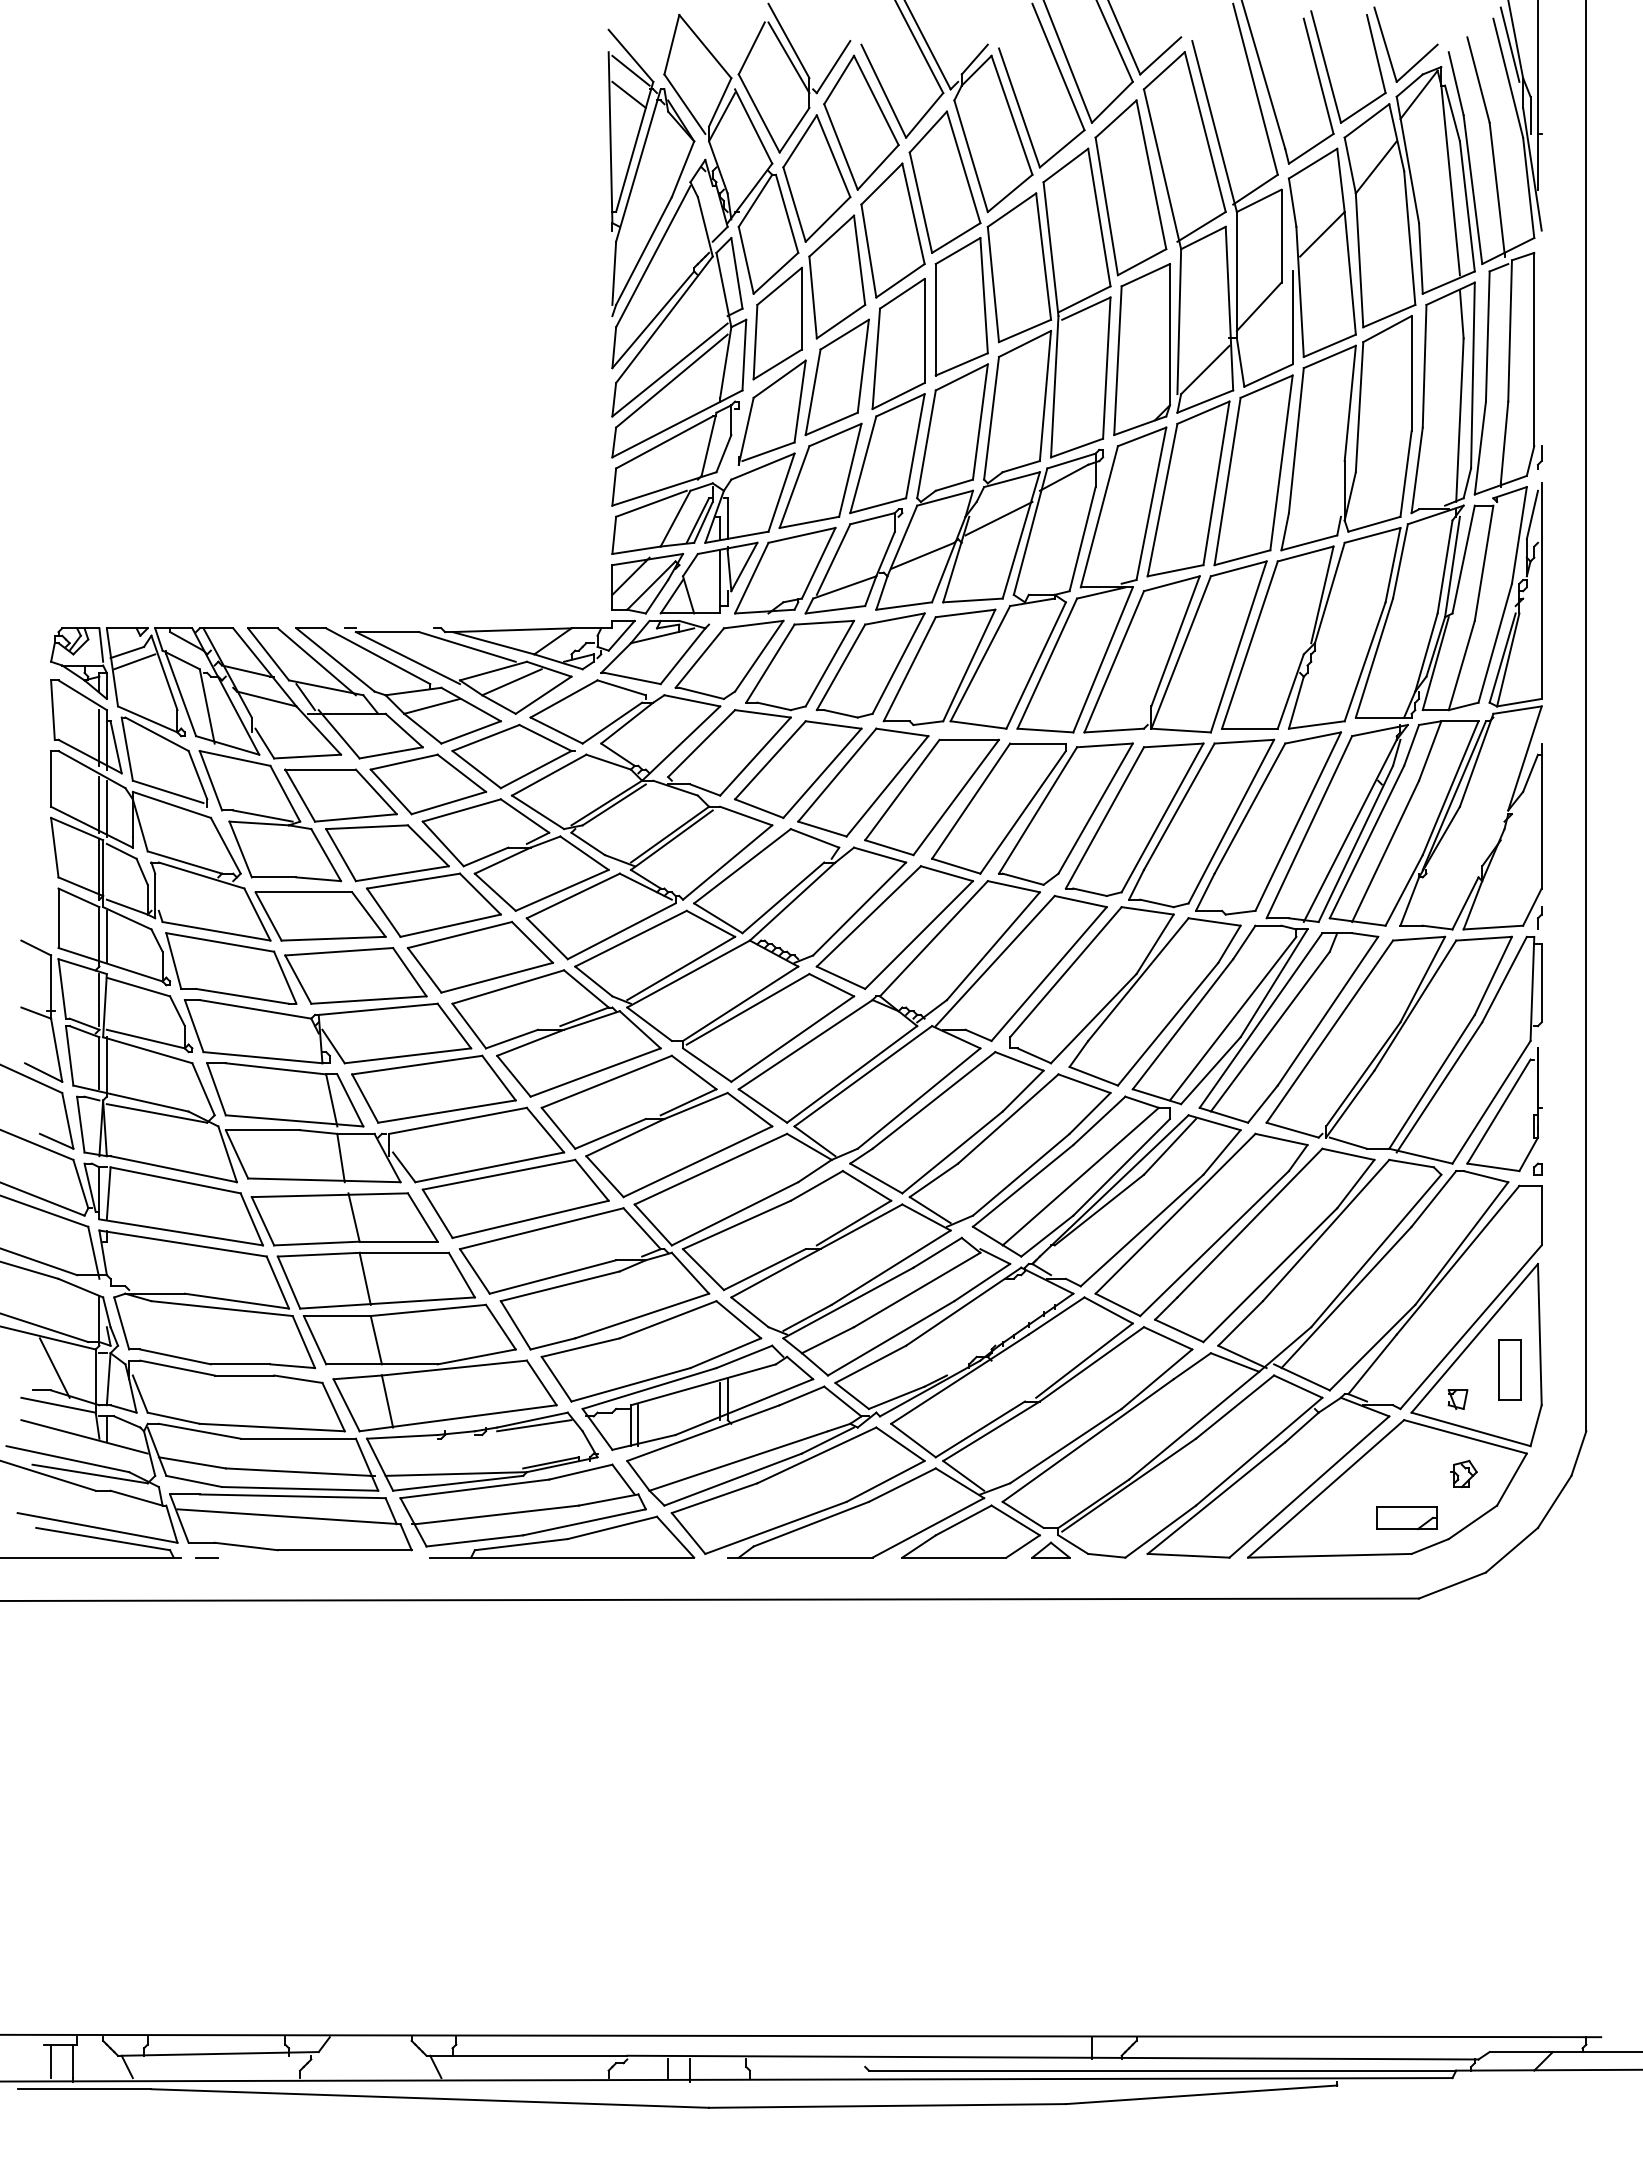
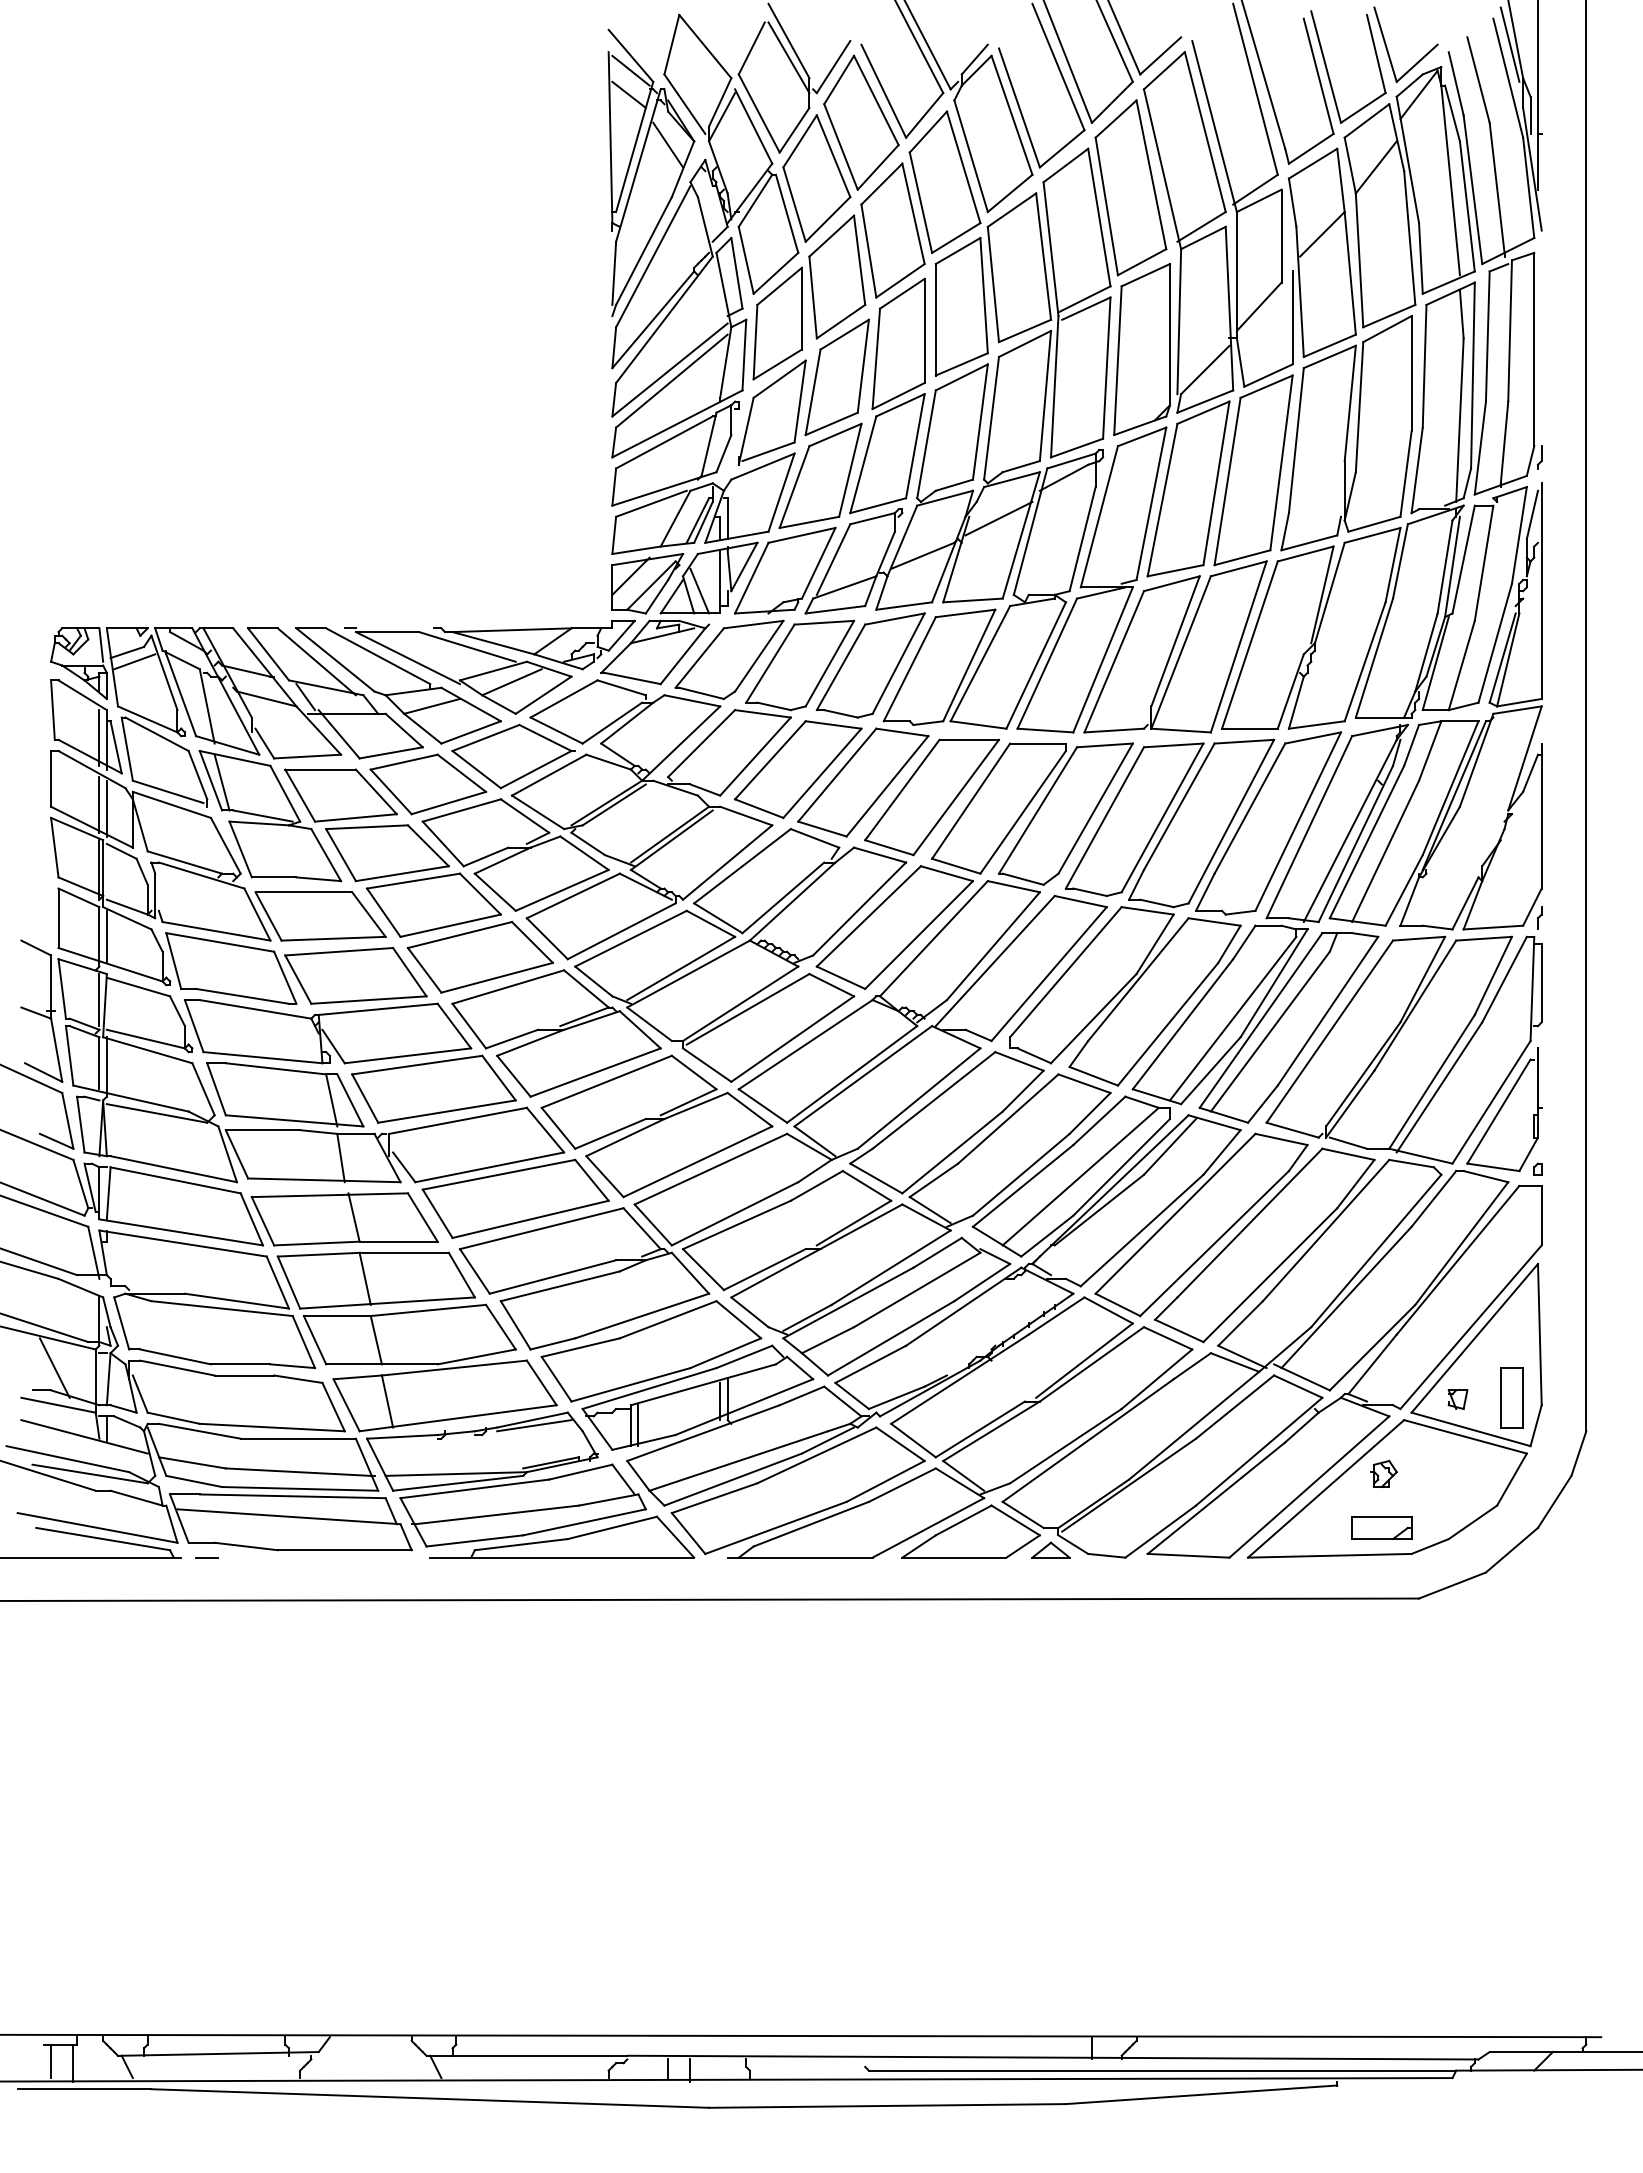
line: none -> present (668, 144)
line: none -> present (699, 590)
line: none -> present (221, 782)
part position: (1509, 1369) -> (1511, 1397) (1511, 1397)
part position: (1463, 1473) -> (1383, 1473) (1383, 1473)
part position: (1406, 1518) -> (1381, 1528) (1381, 1528)
